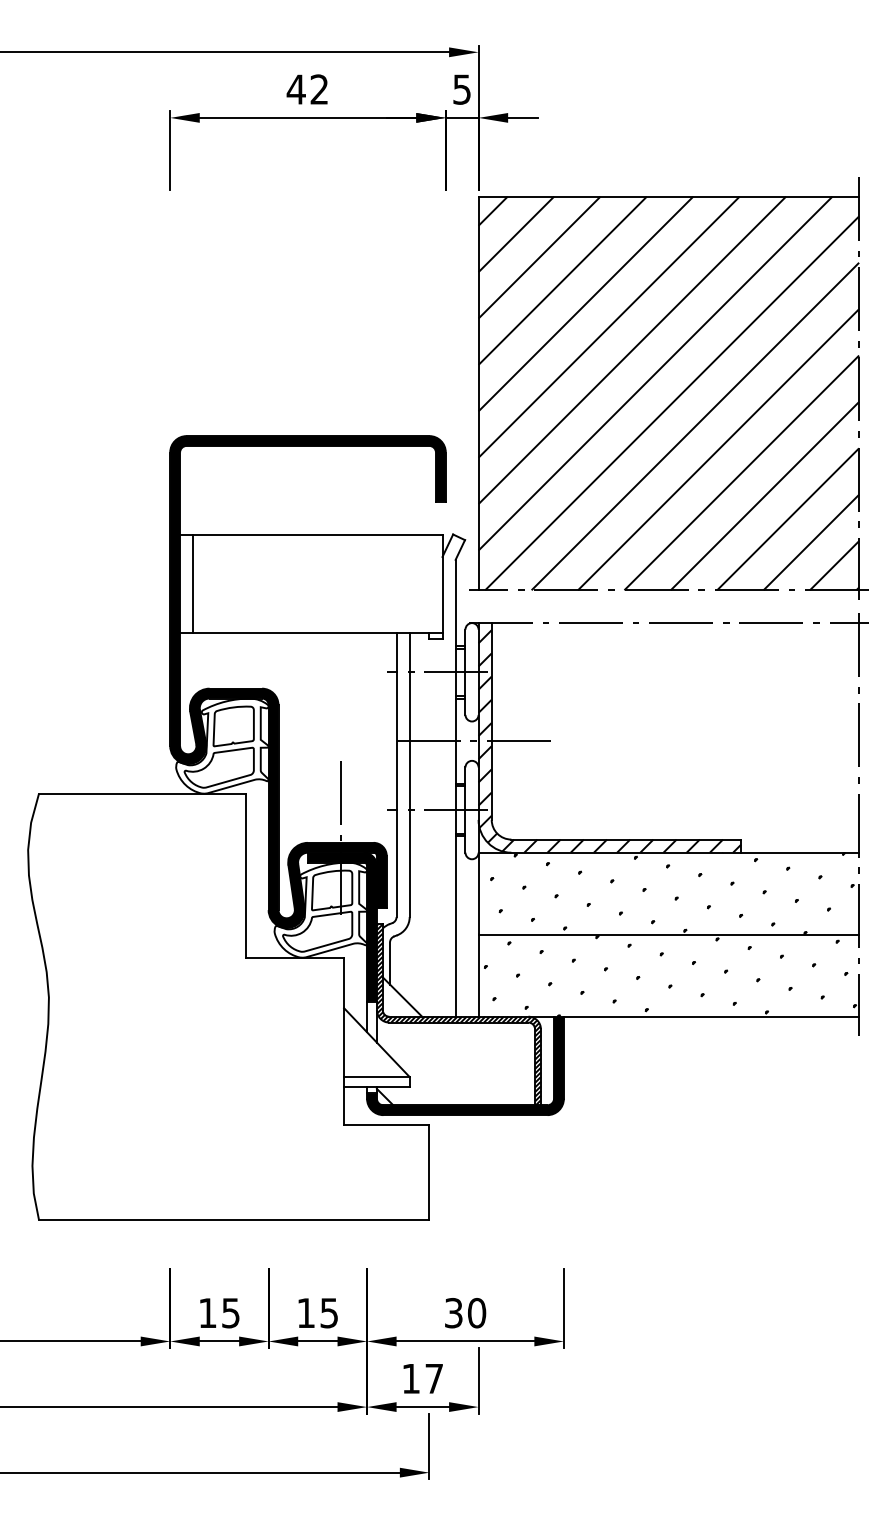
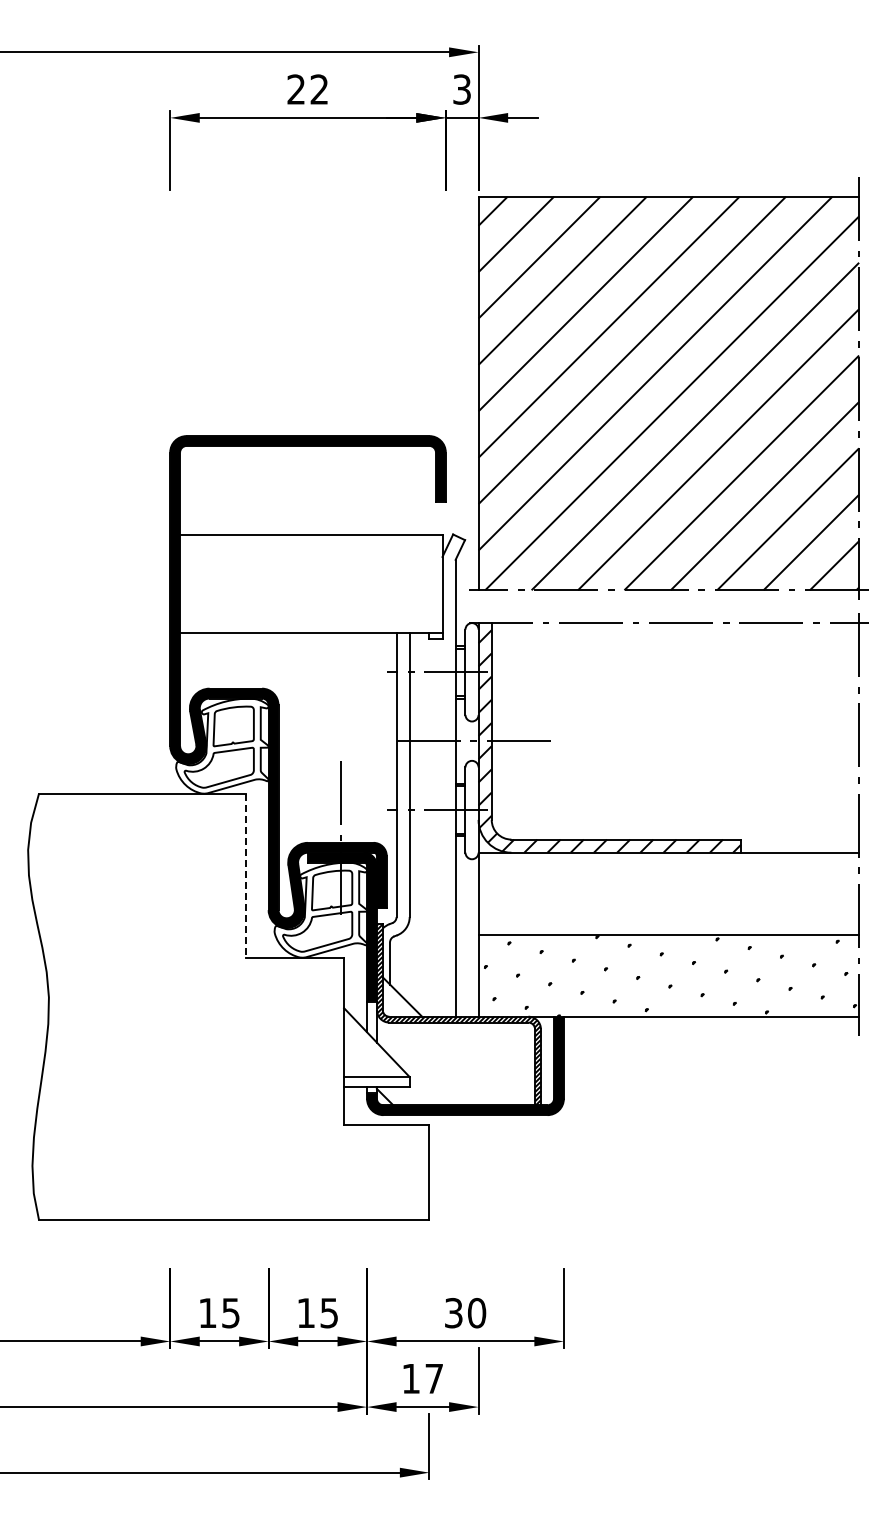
text: 42 -> 22 (295, 89)
text: 5 -> 3 (462, 89)
line: present -> none (193, 583)
line: solid -> dashed (245, 876)
hatch: present -> none (666, 893)
